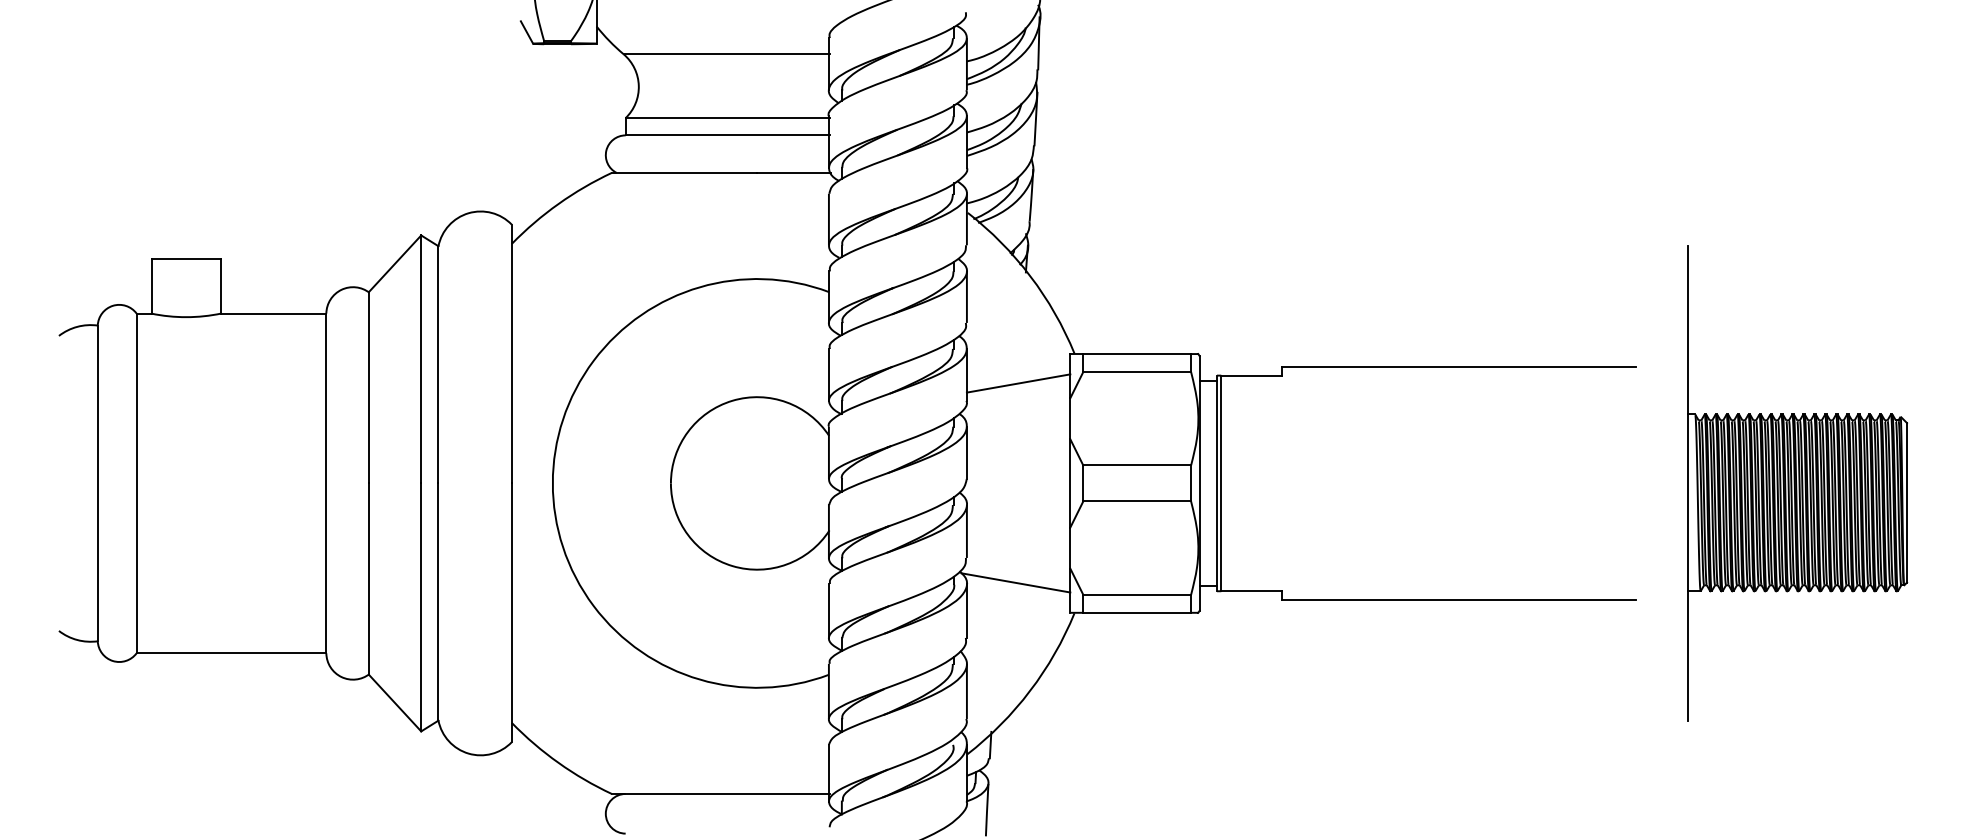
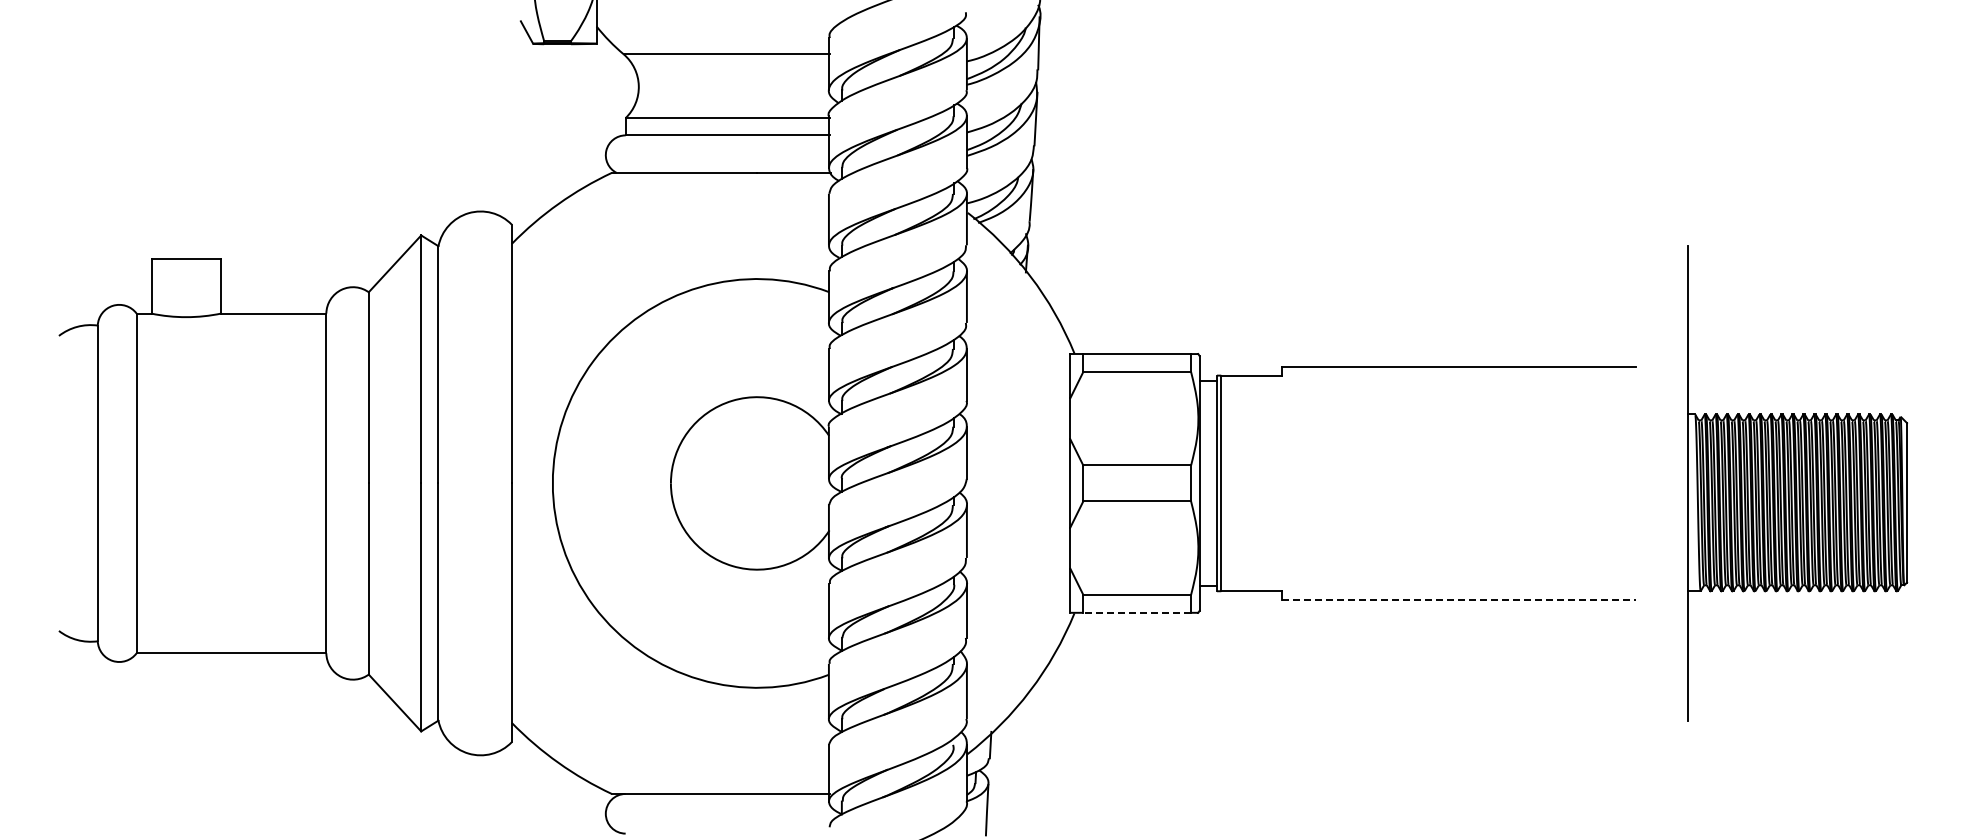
line: present -> none (1018, 383)
line: present -> none (1015, 582)
line: solid -> dashed (1459, 599)
line: solid -> dashed (1137, 612)
